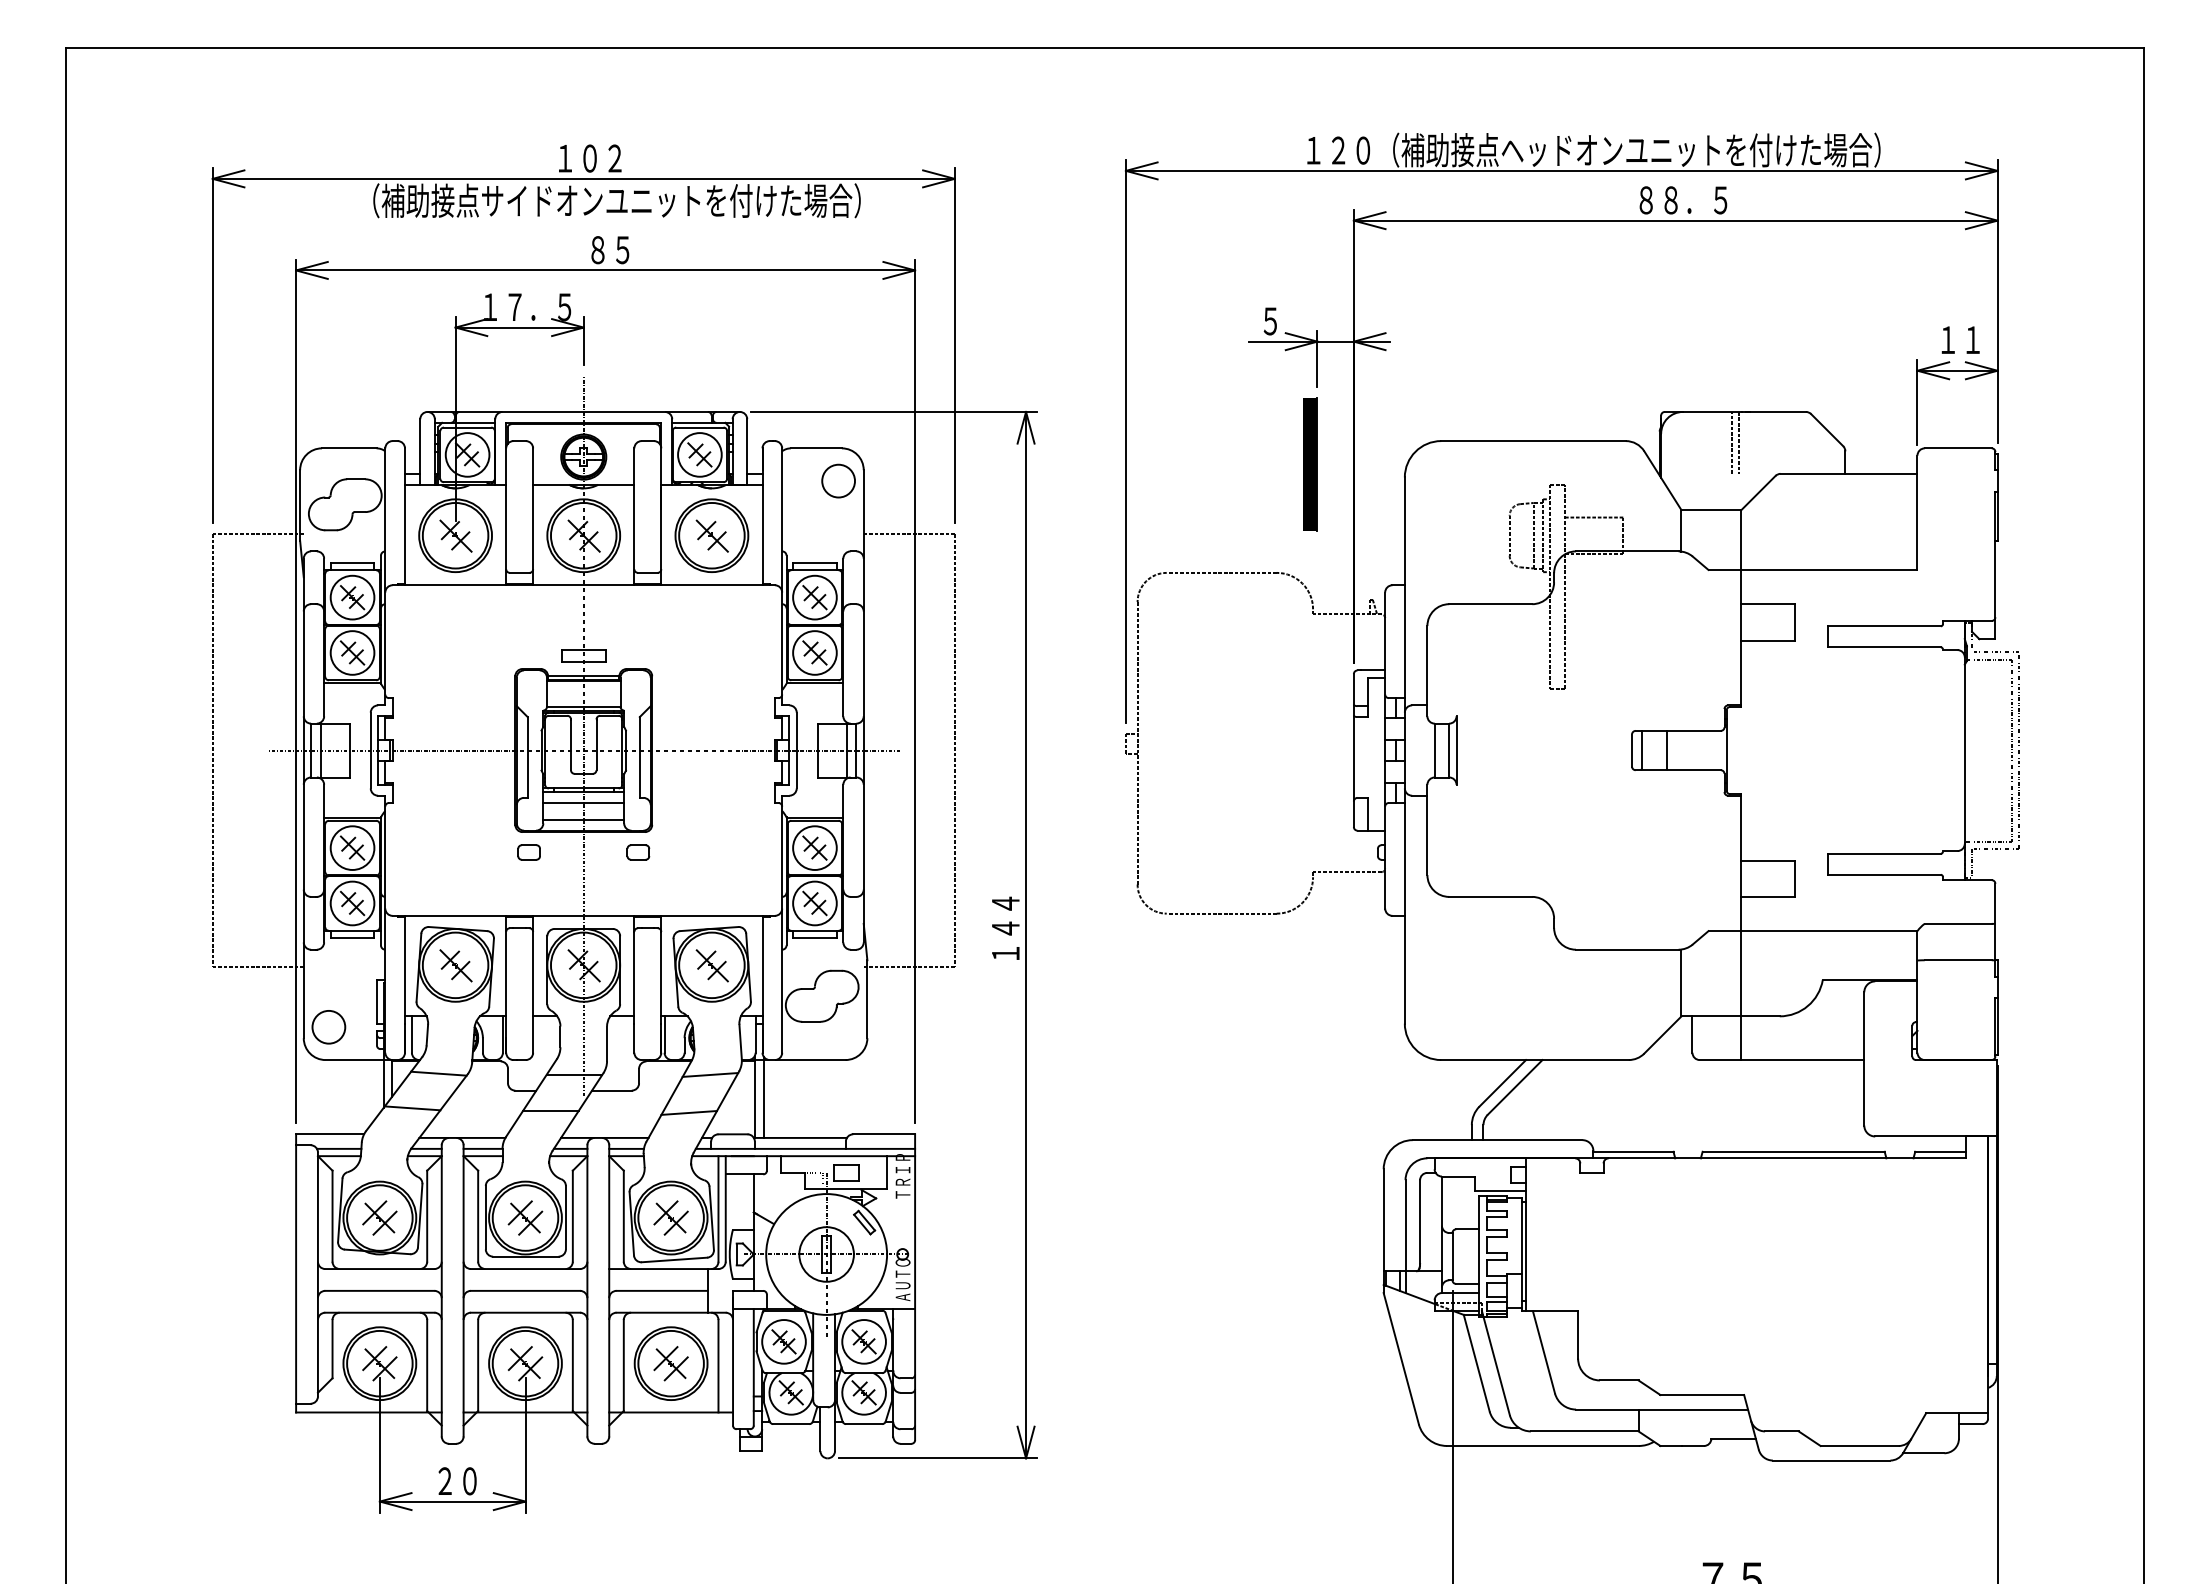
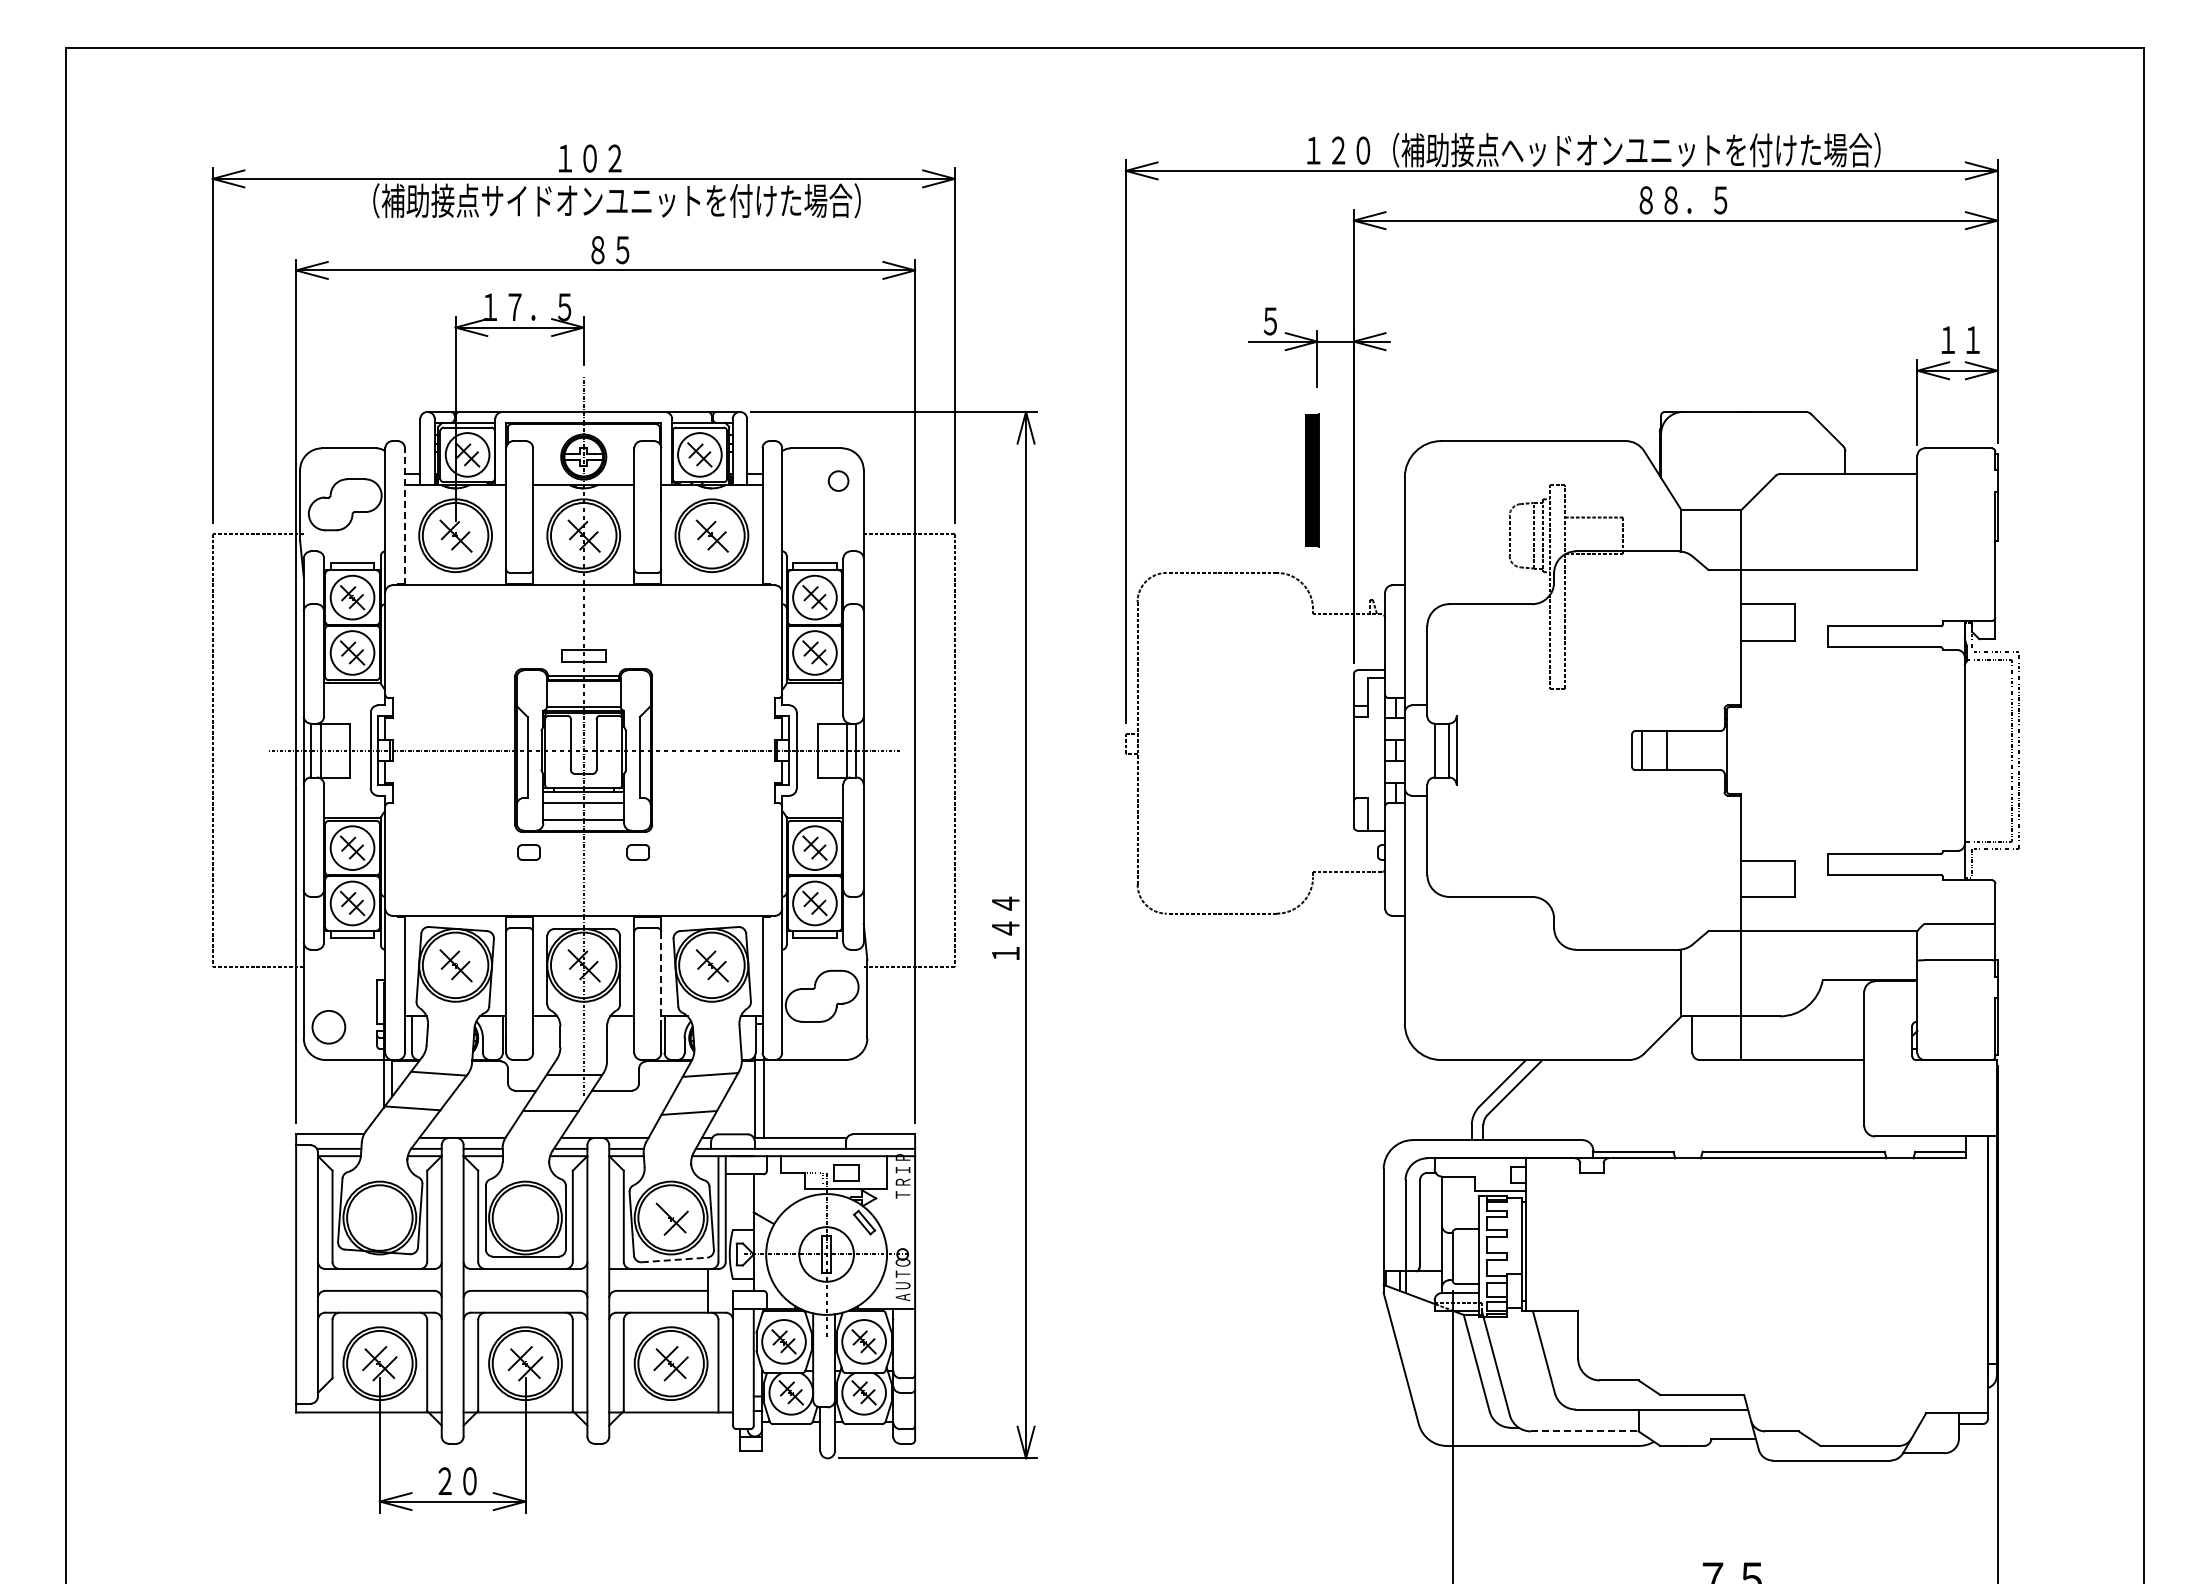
line: present -> none (1731, 442)
line: present -> none (1739, 442)
part position: (1310, 464) -> (1312, 480) (1312, 480)
circle diameter: 33 px -> 20 px (838, 480)
line: solid -> dashed (404, 516)
line: solid -> dashed (661, 977)
line: present -> none (665, 1212)
part: present -> none (379, 1217)
part: present -> none (525, 1217)
line: solid -> dashed (674, 1259)
line: solid -> dashed (1584, 1431)
